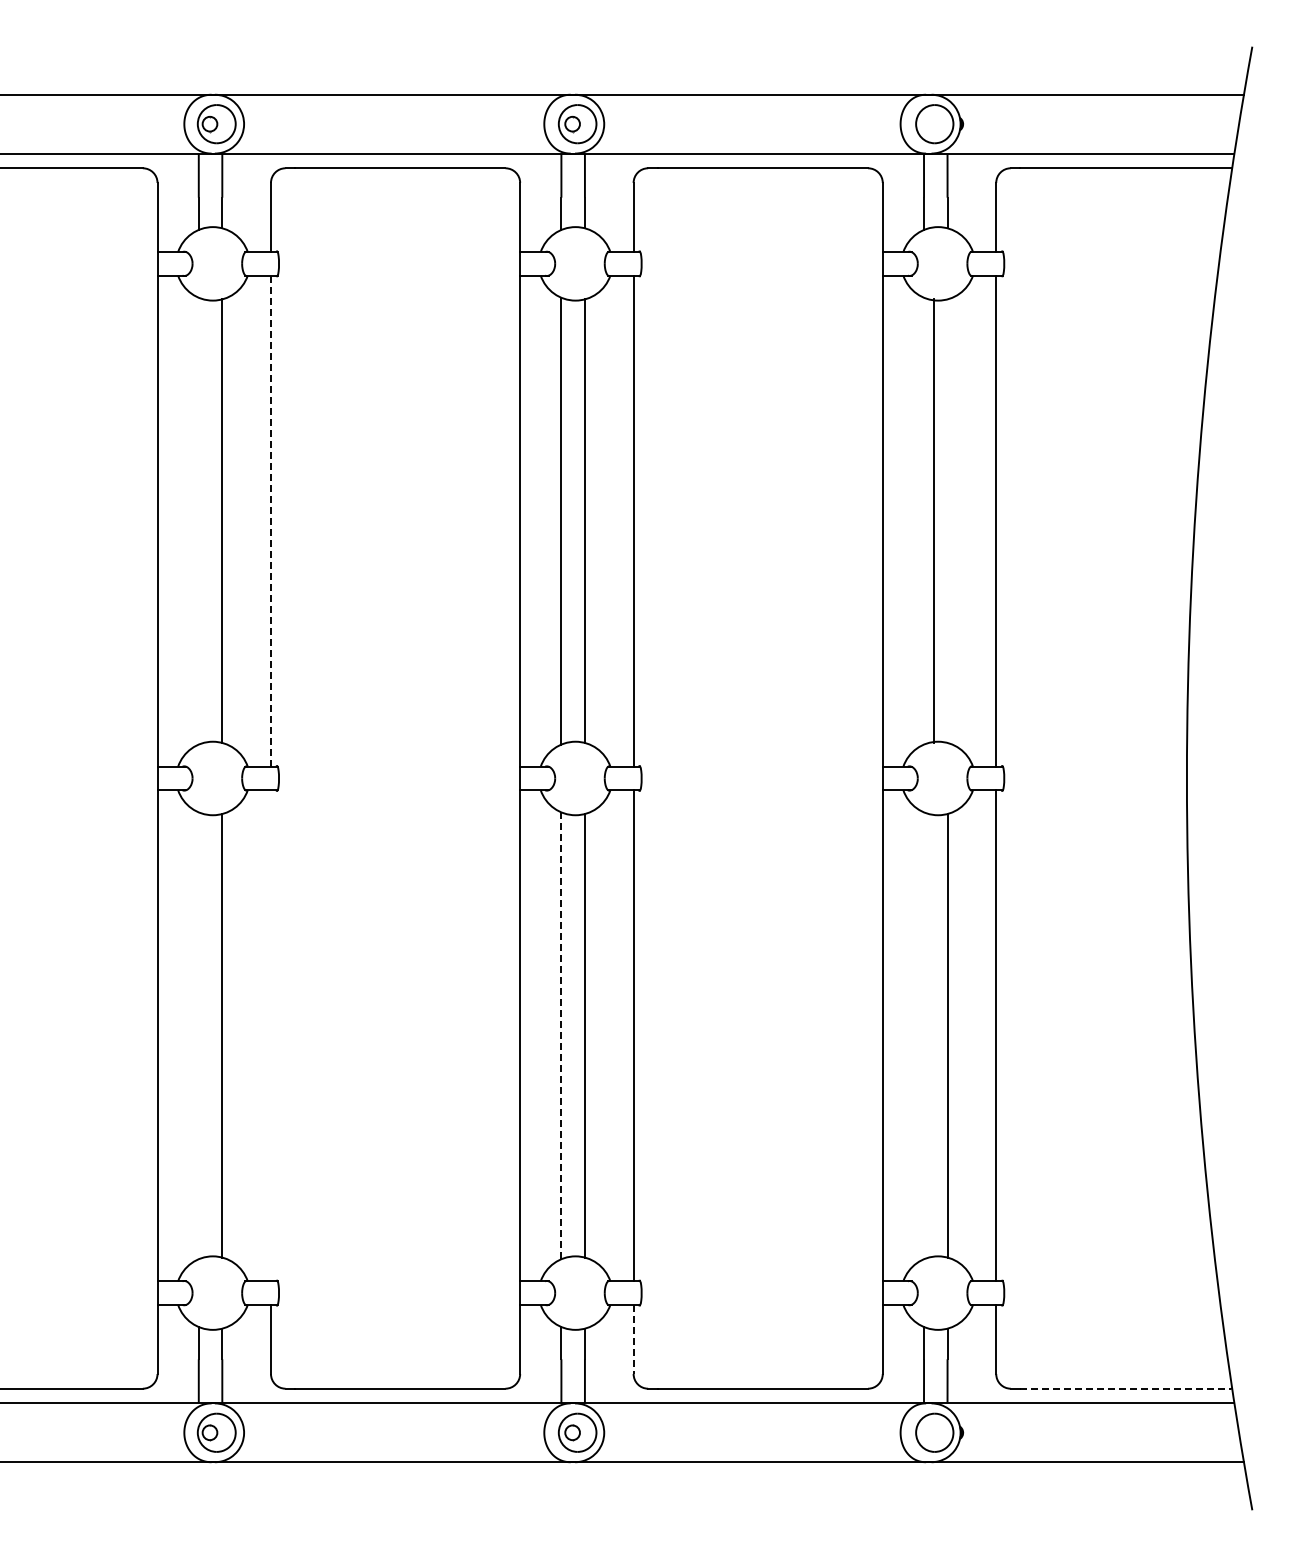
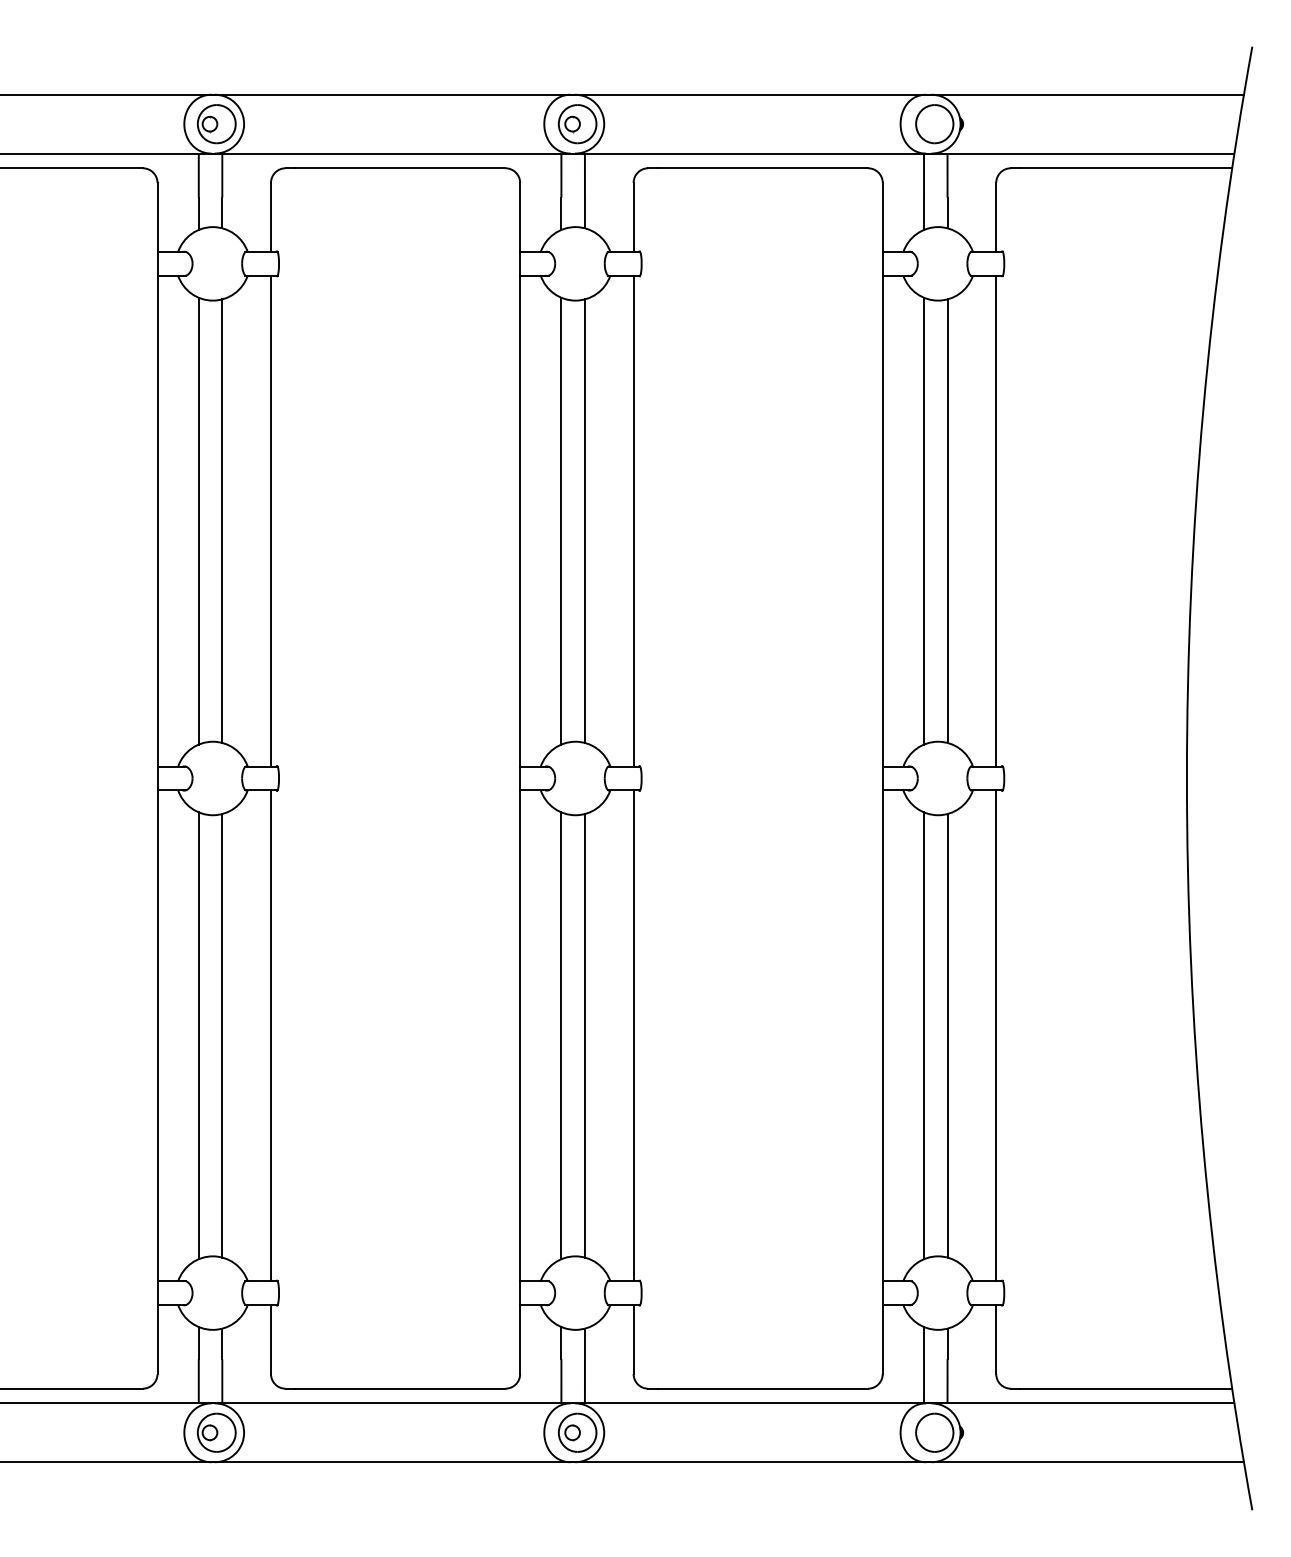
line: none -> present (198, 520)
line: none -> present (924, 520)
line position: (933, 520) -> (947, 520) (947, 520)
line: dashed -> solid (271, 521)
line: none -> present (198, 1035)
line: none -> present (271, 1035)
line: none -> present (924, 1035)
line: dashed -> solid (561, 1036)
line: dashed -> solid (633, 1339)
line: dashed -> solid (1126, 1388)
